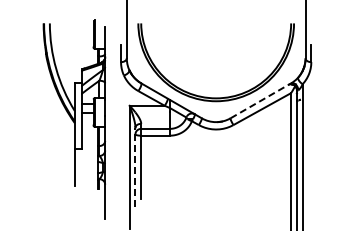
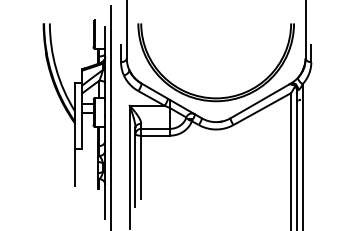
line: dashed -> solid (260, 100)
line: none -> present (110, 116)
line: dashed -> solid (135, 167)
